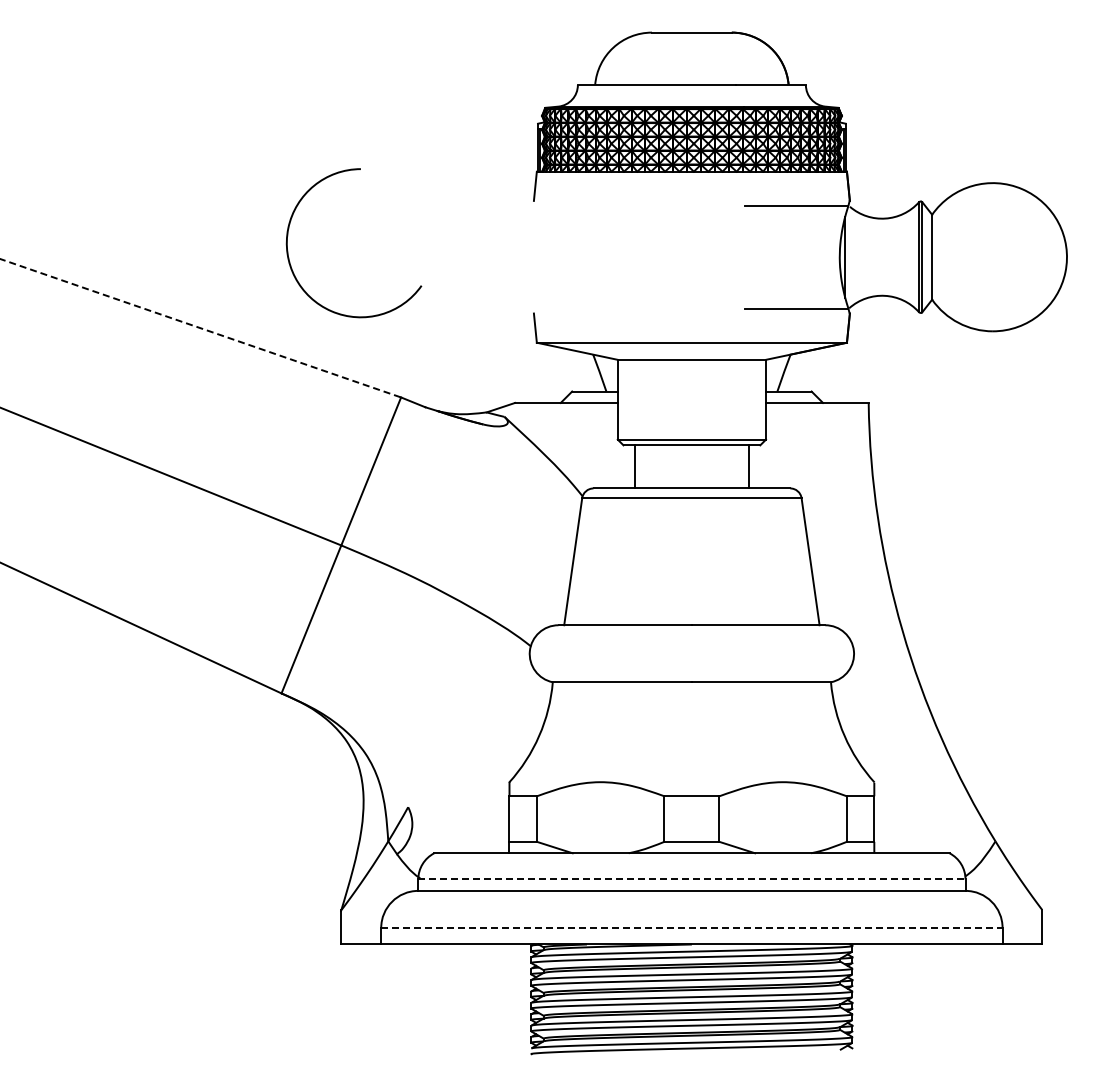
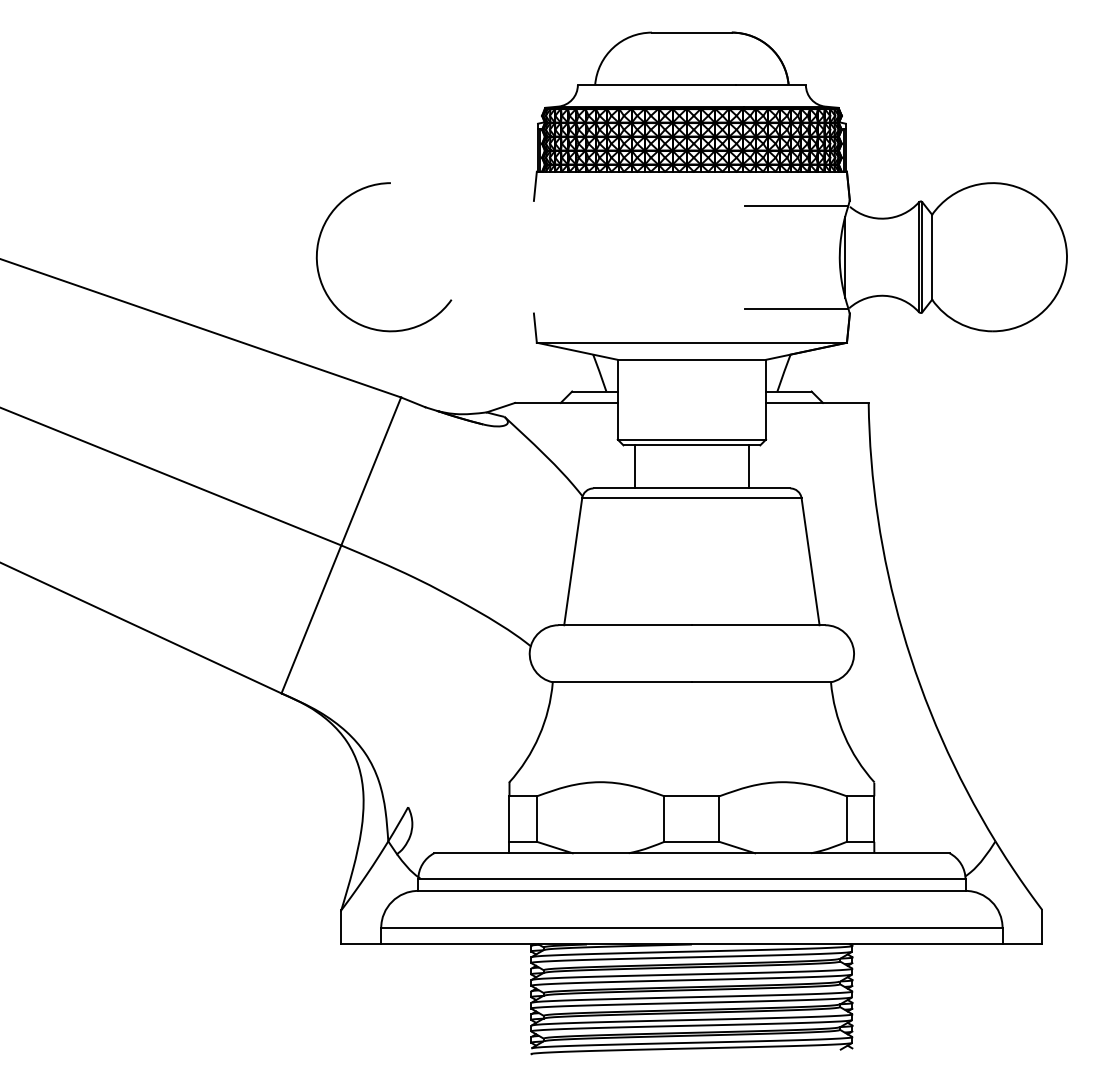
arc position: (288, 250) -> (318, 264) (318, 264)
line: dashed -> solid (200, 328)
line: dashed -> solid (691, 879)
line: dashed -> solid (691, 927)
